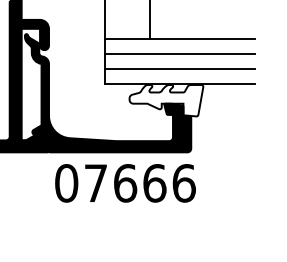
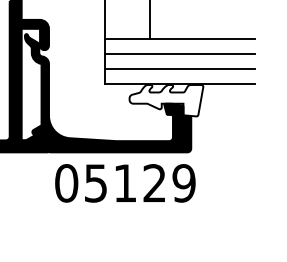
text: 07666 -> 05129 (140, 183)
